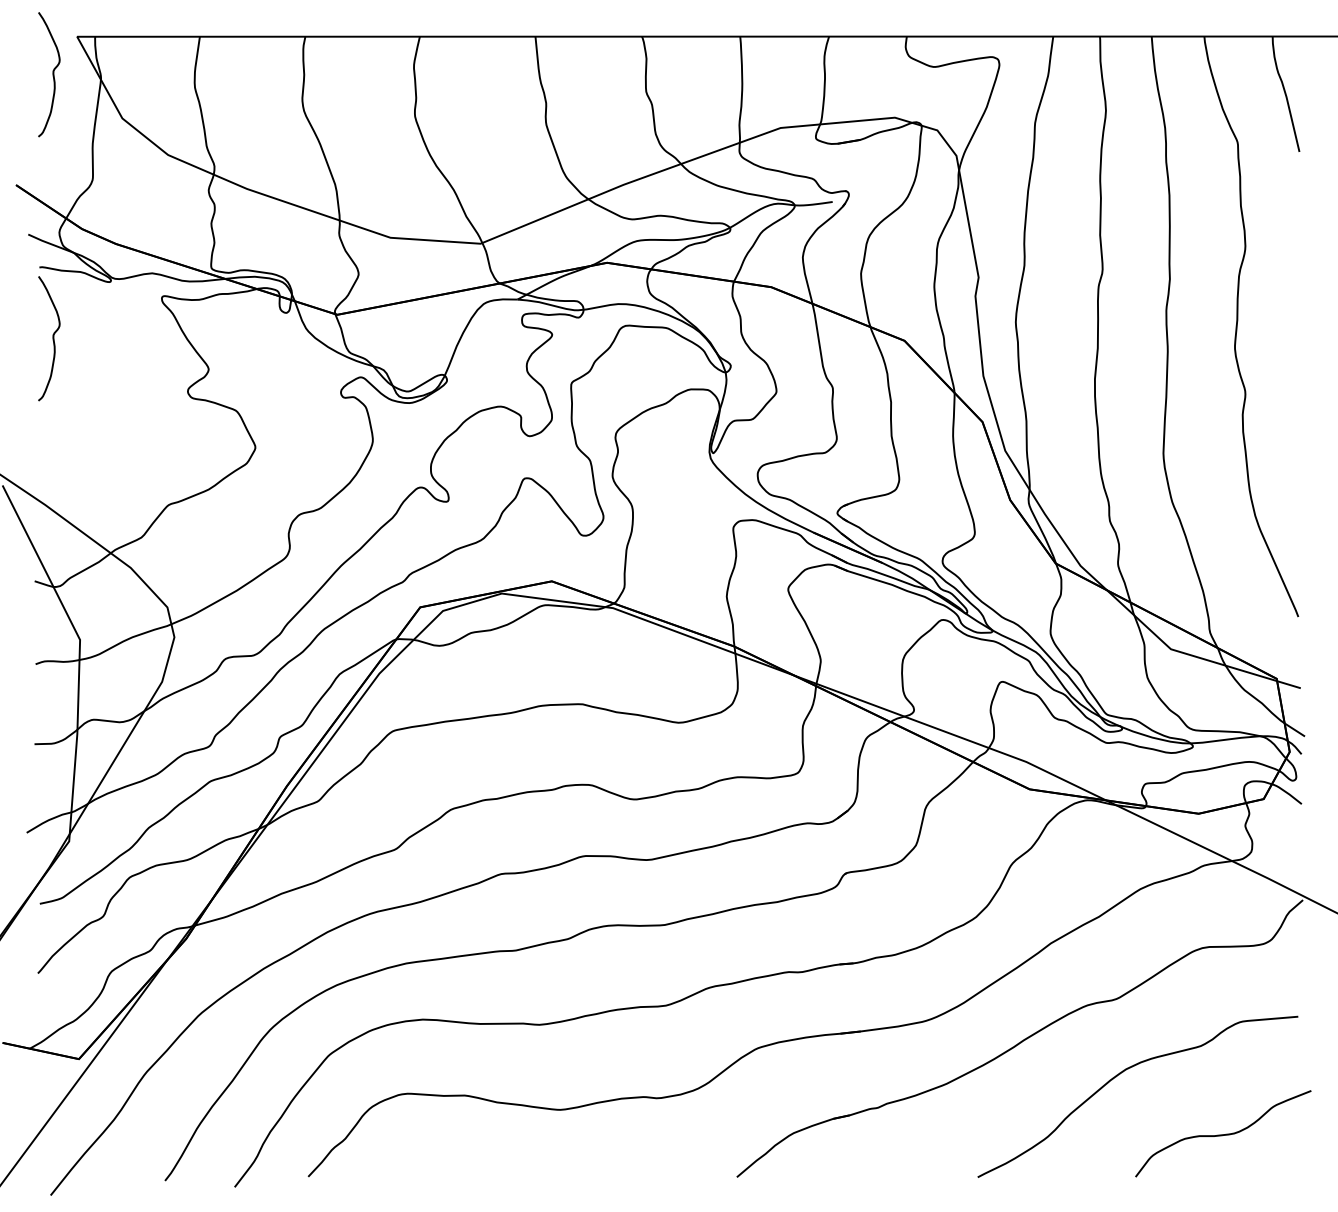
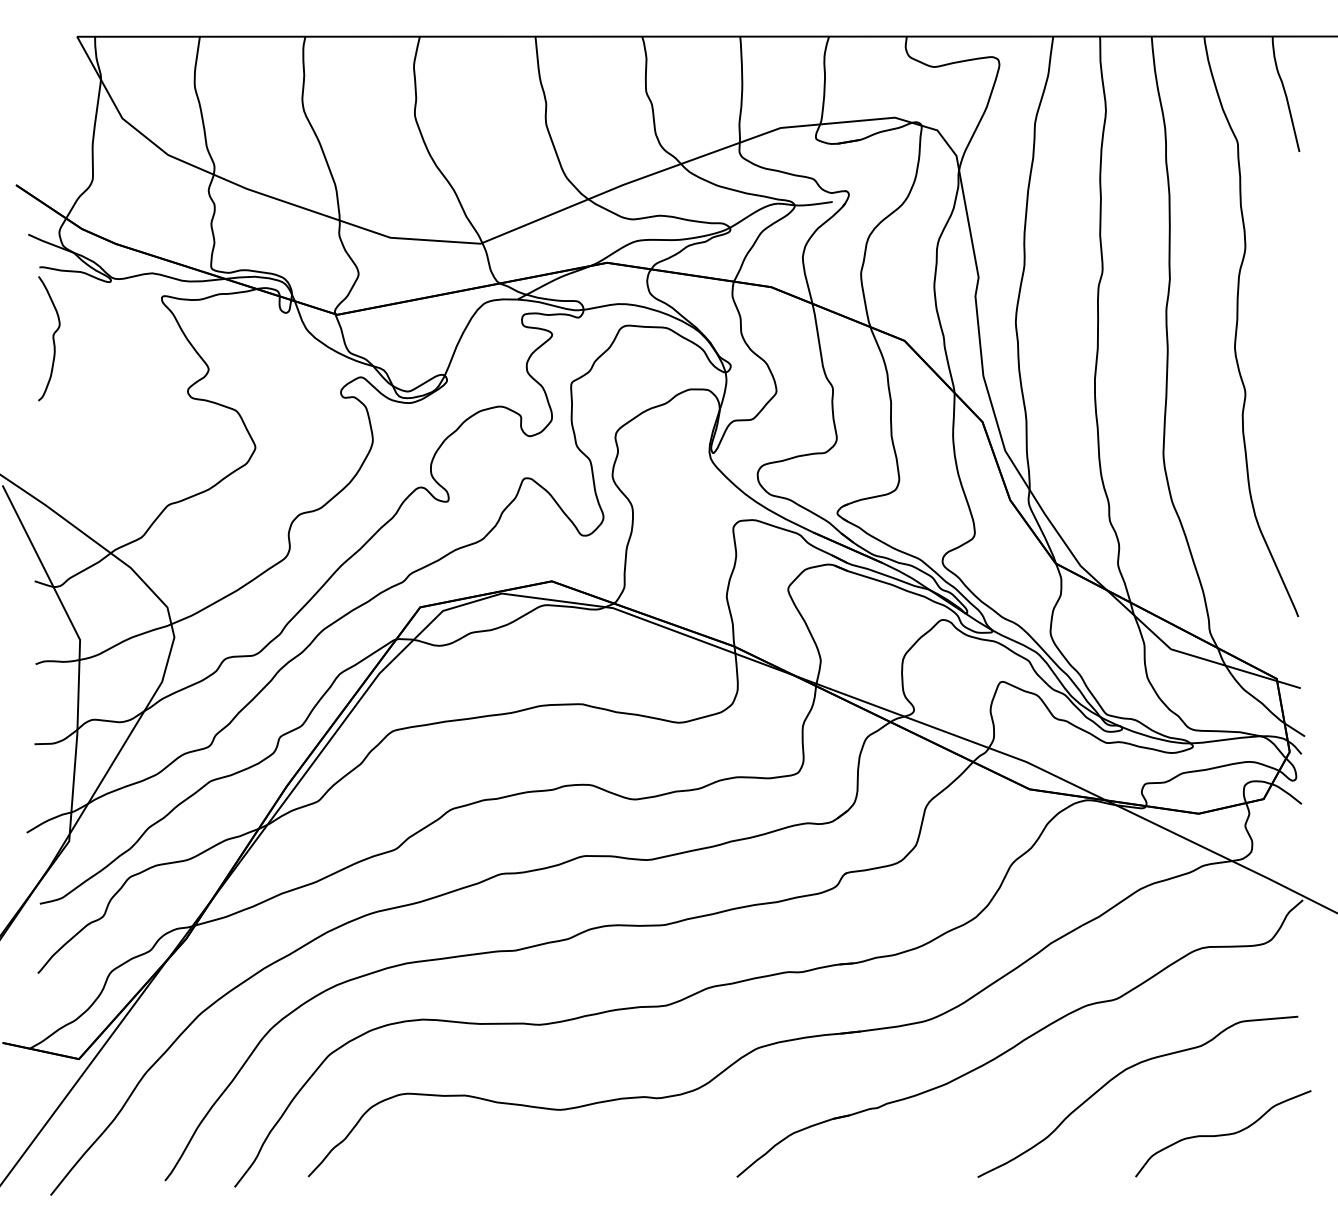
curve: present -> none (52, 74)
